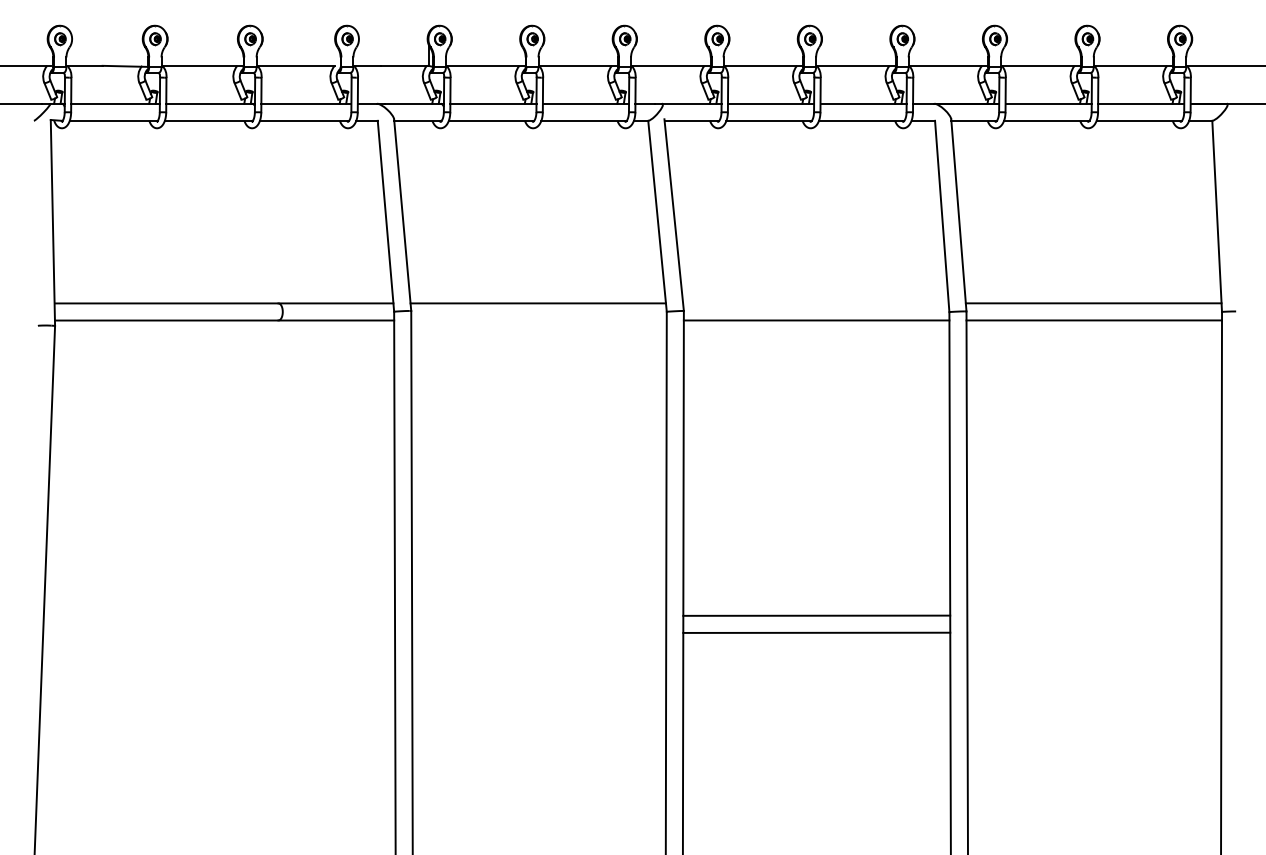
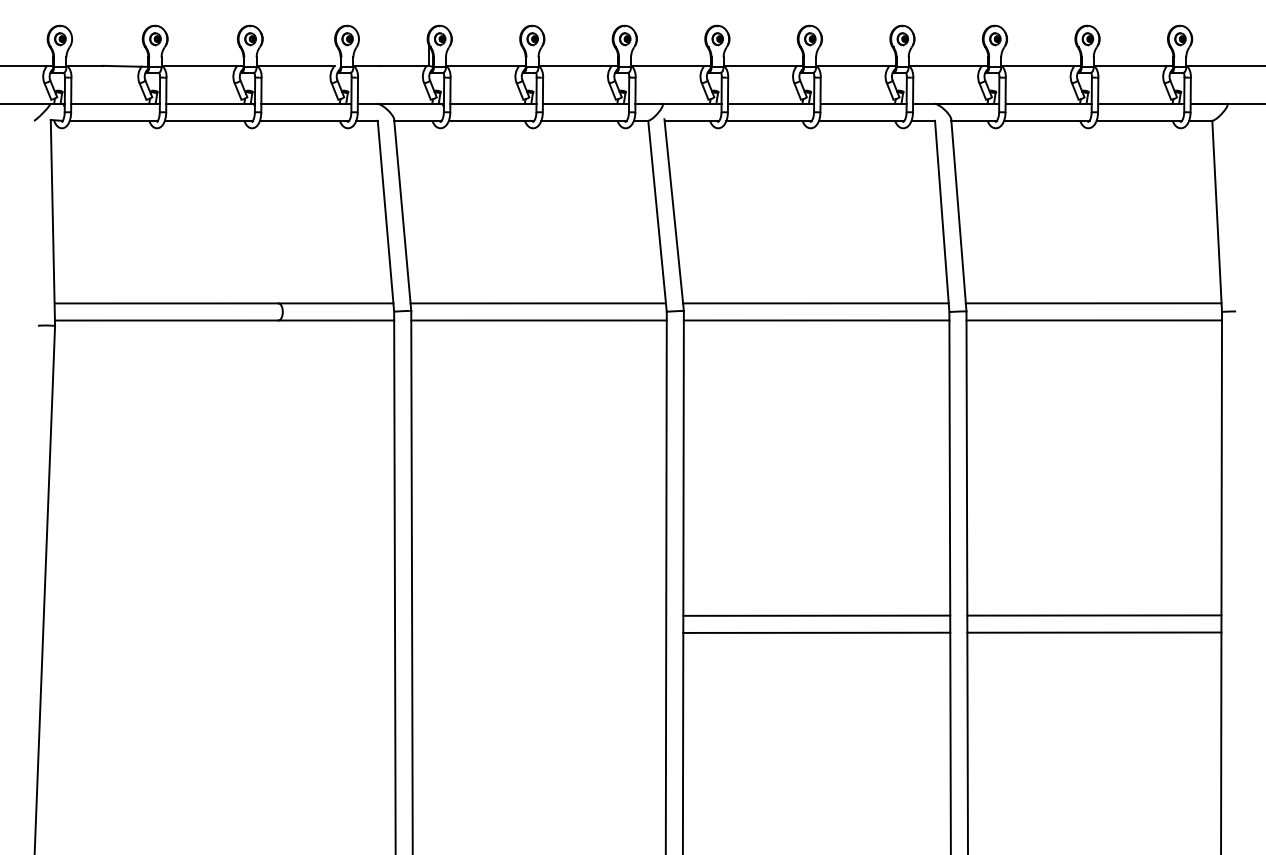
line: none -> present (815, 303)
line: none -> present (538, 320)
line: none -> present (1094, 615)
line: none -> present (1094, 632)
